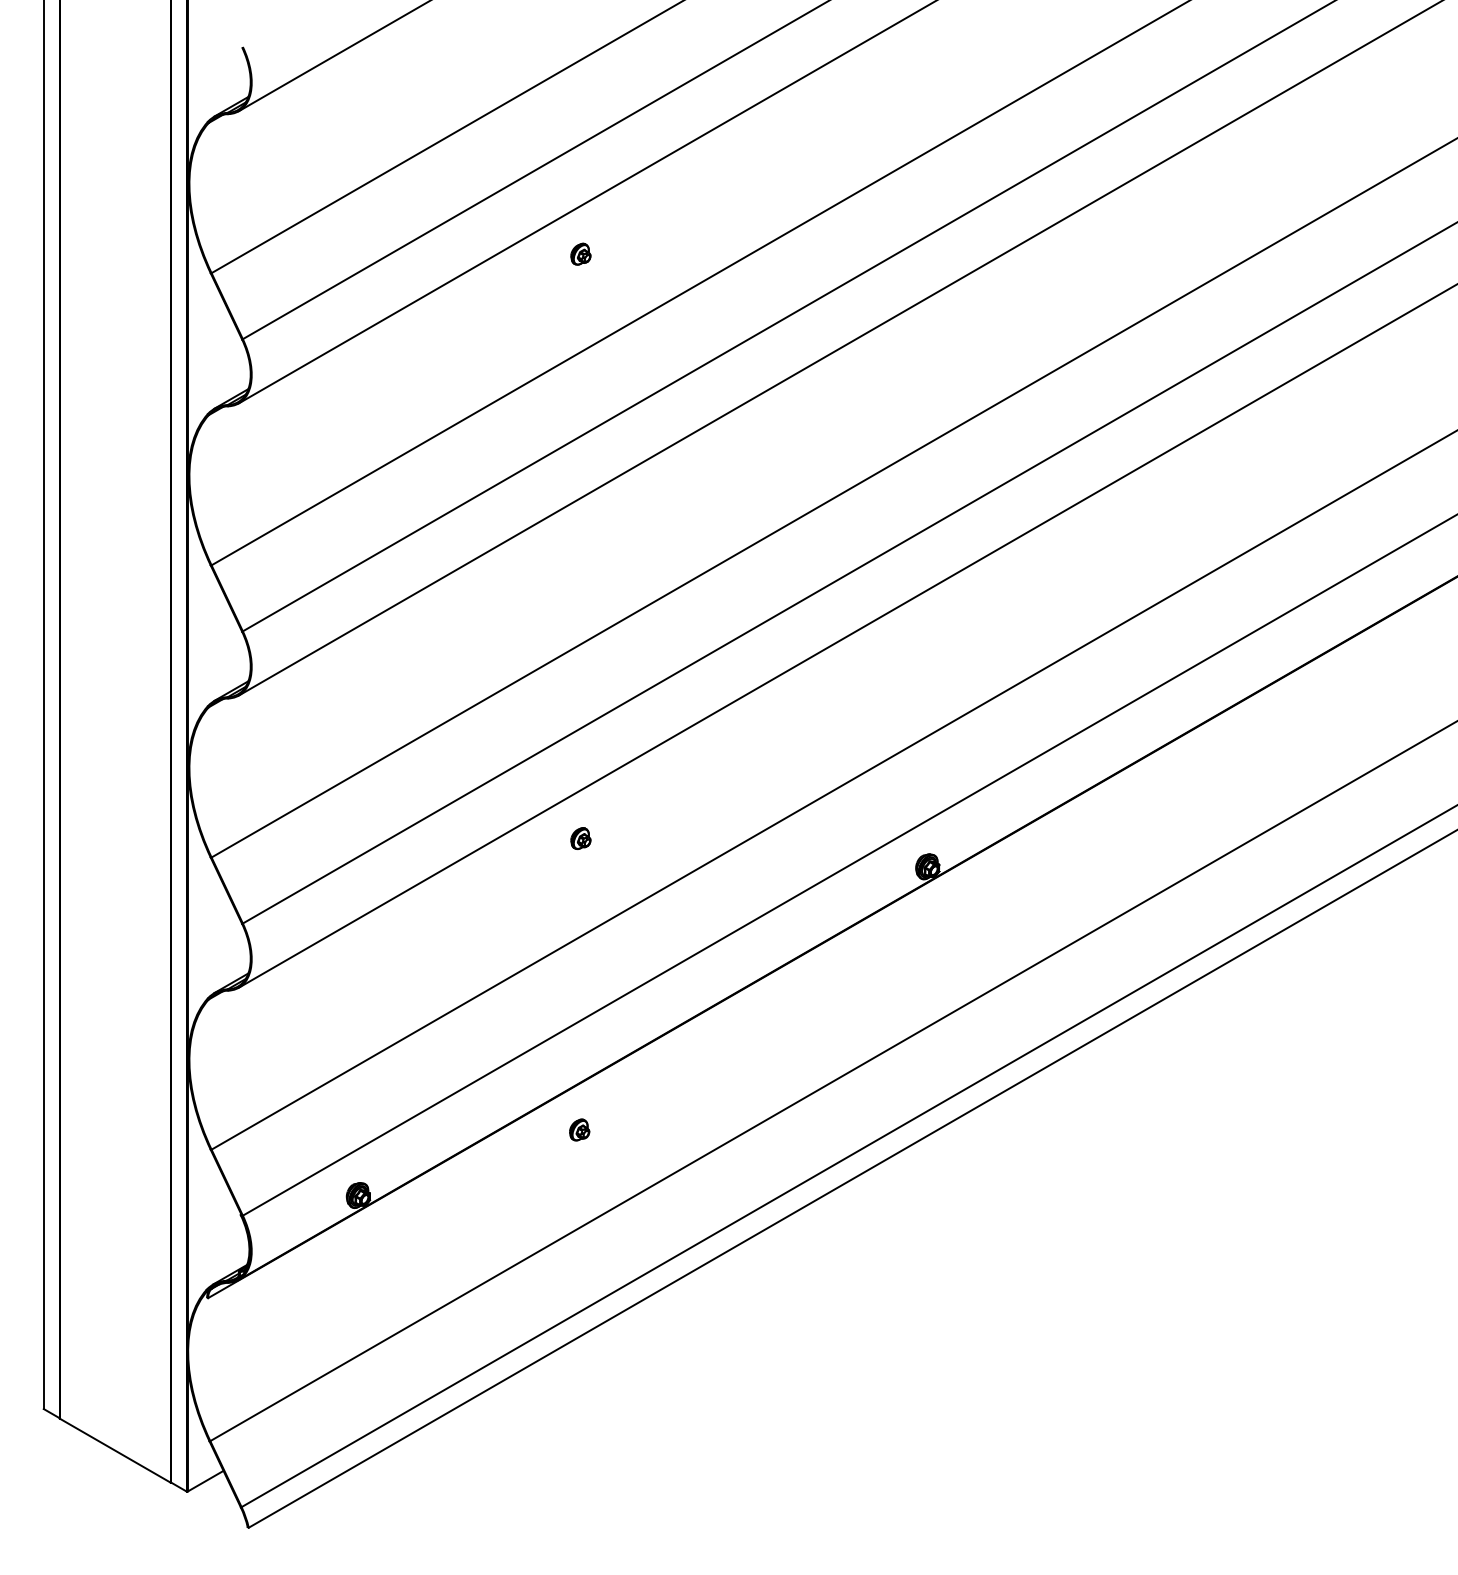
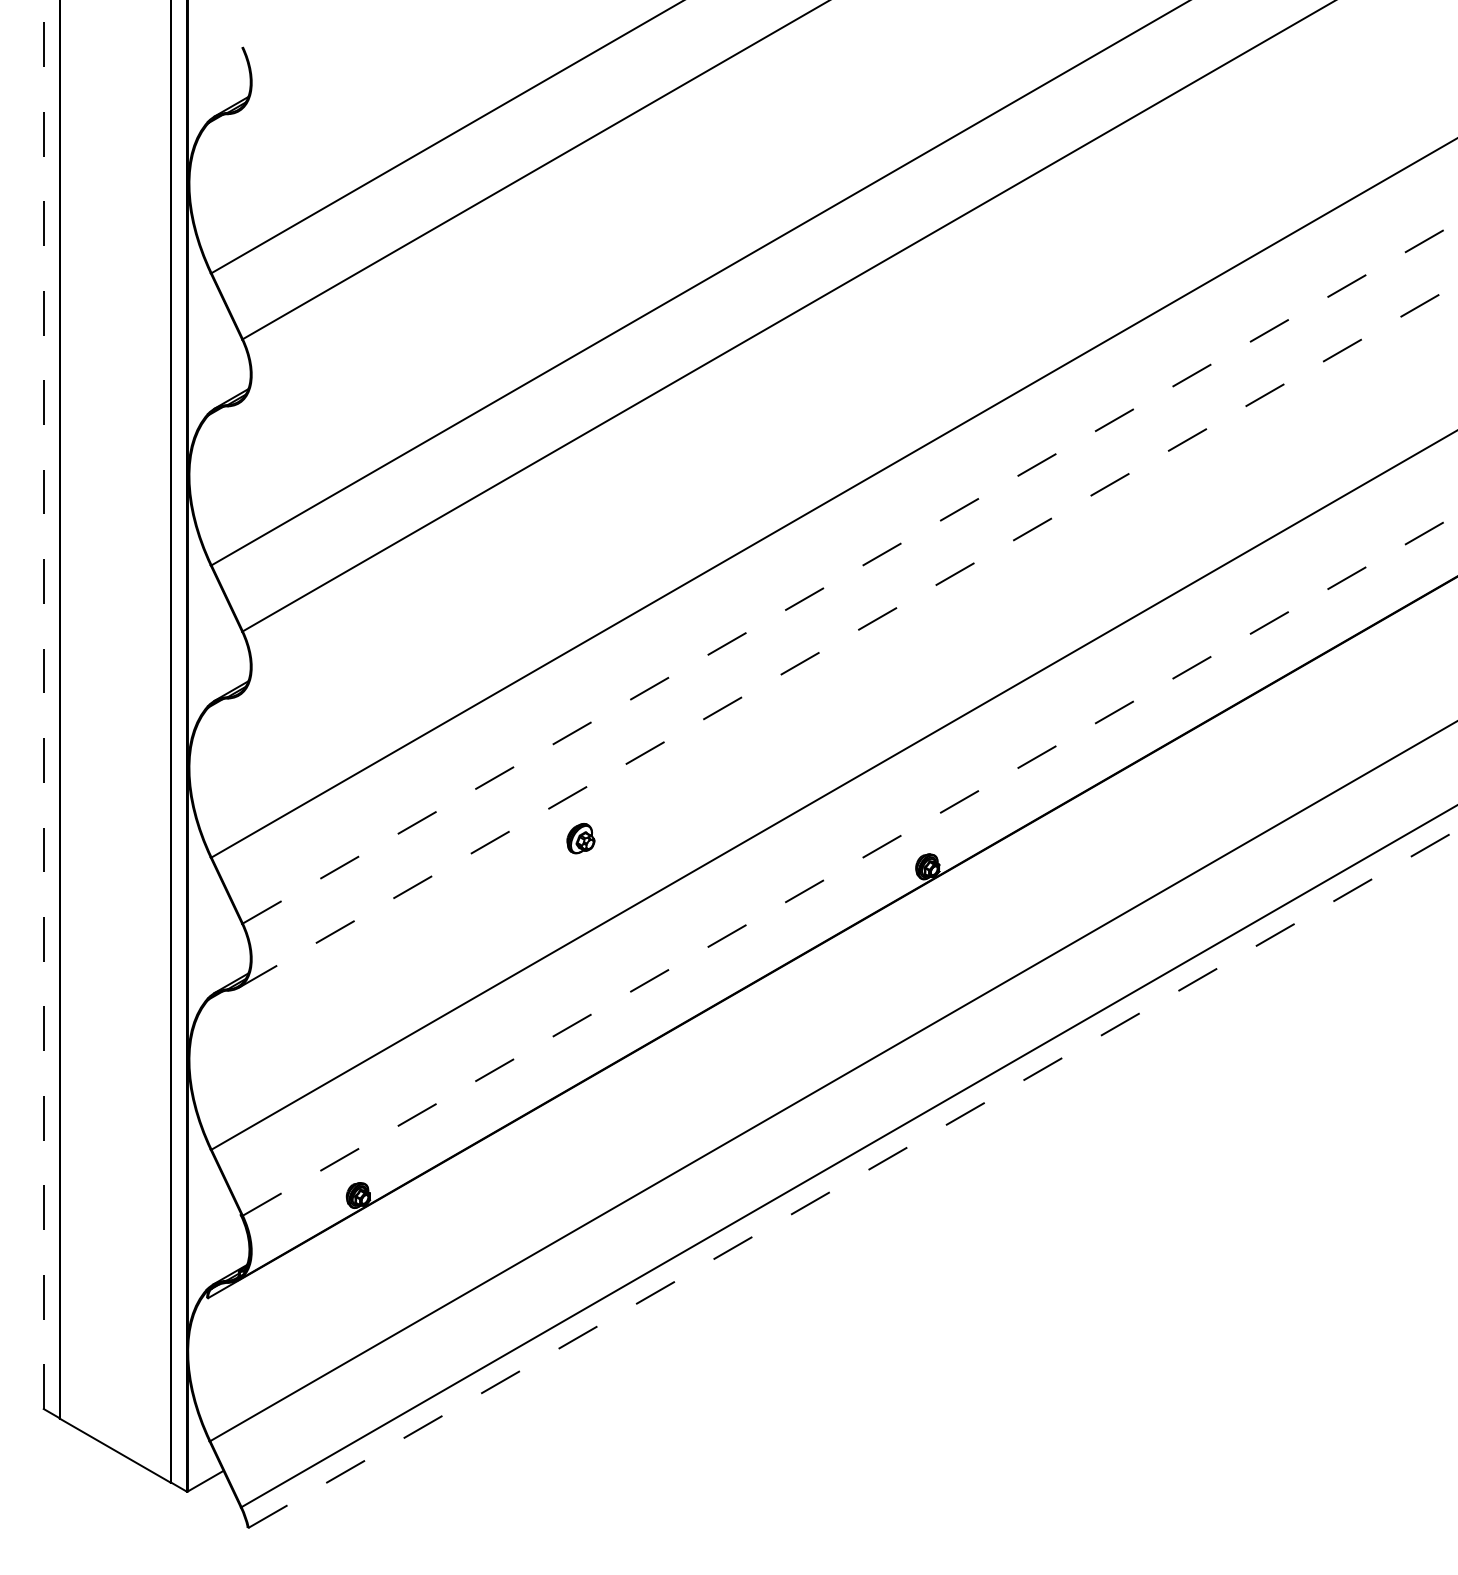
line: present -> none (332, 56)
line: present -> none (585, 202)
part: present -> none (580, 253)
line: present -> none (839, 348)
line: solid -> dashed (850, 572)
line: solid -> dashed (848, 635)
line: solid -> dashed (43, 704)
part size: 22x23 px -> 30x32 px (580, 838)
line: solid -> dashed (850, 864)
part: present -> none (579, 1129)
line: solid -> dashed (853, 1178)
